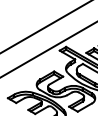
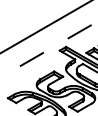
line: solid -> dashed (48, 49)
